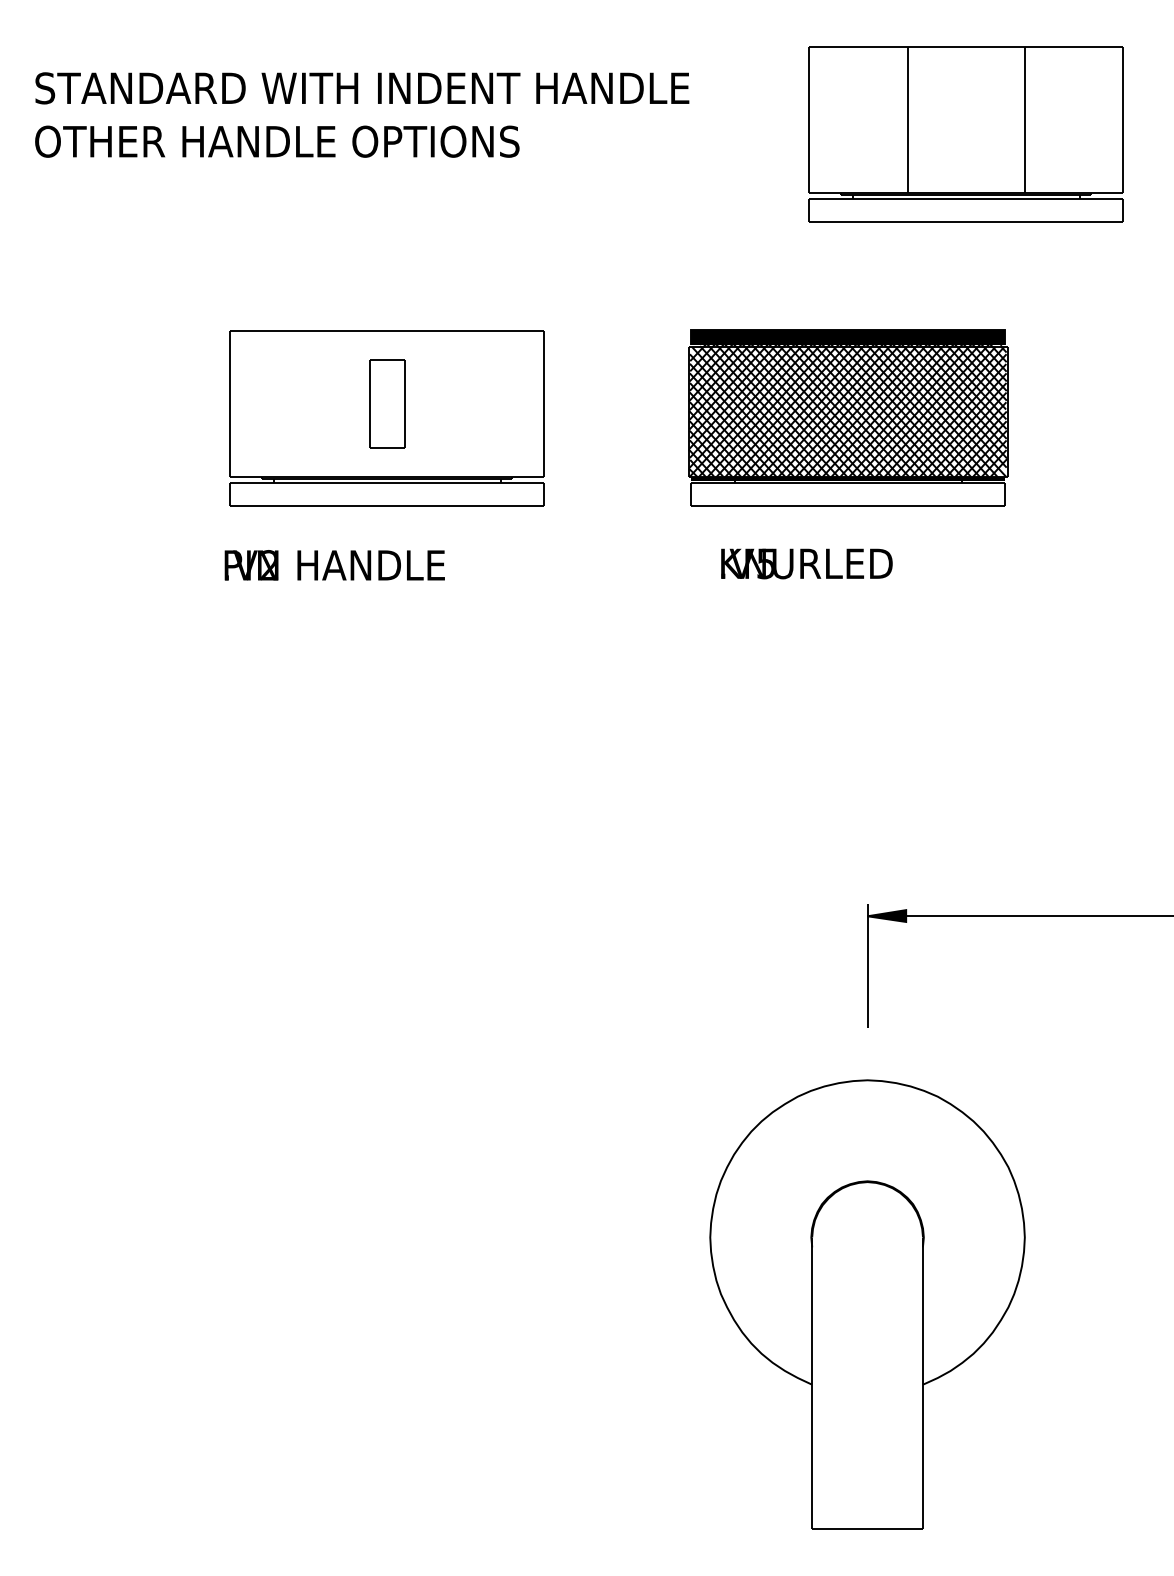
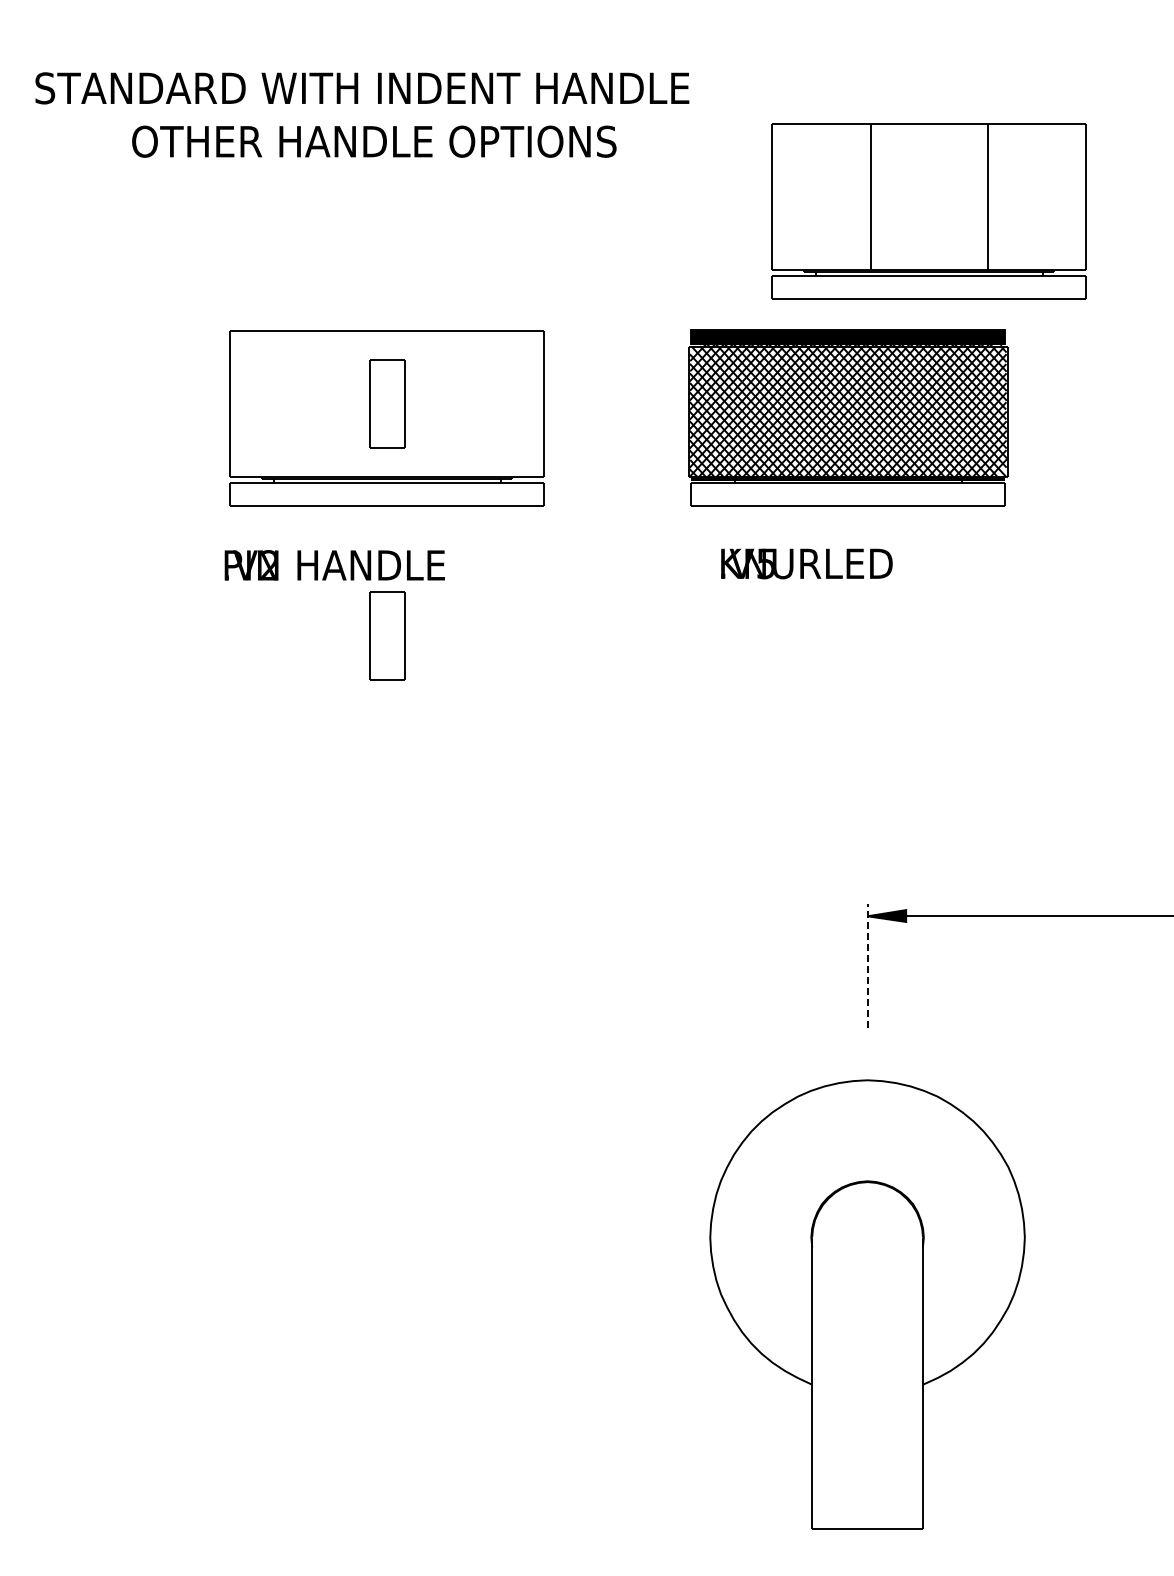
part position: (965, 134) -> (928, 211) (928, 211)
text position: (277, 141) -> (374, 141) (374, 141)
part: none -> present (387, 635)
line: solid -> dashed (867, 966)
